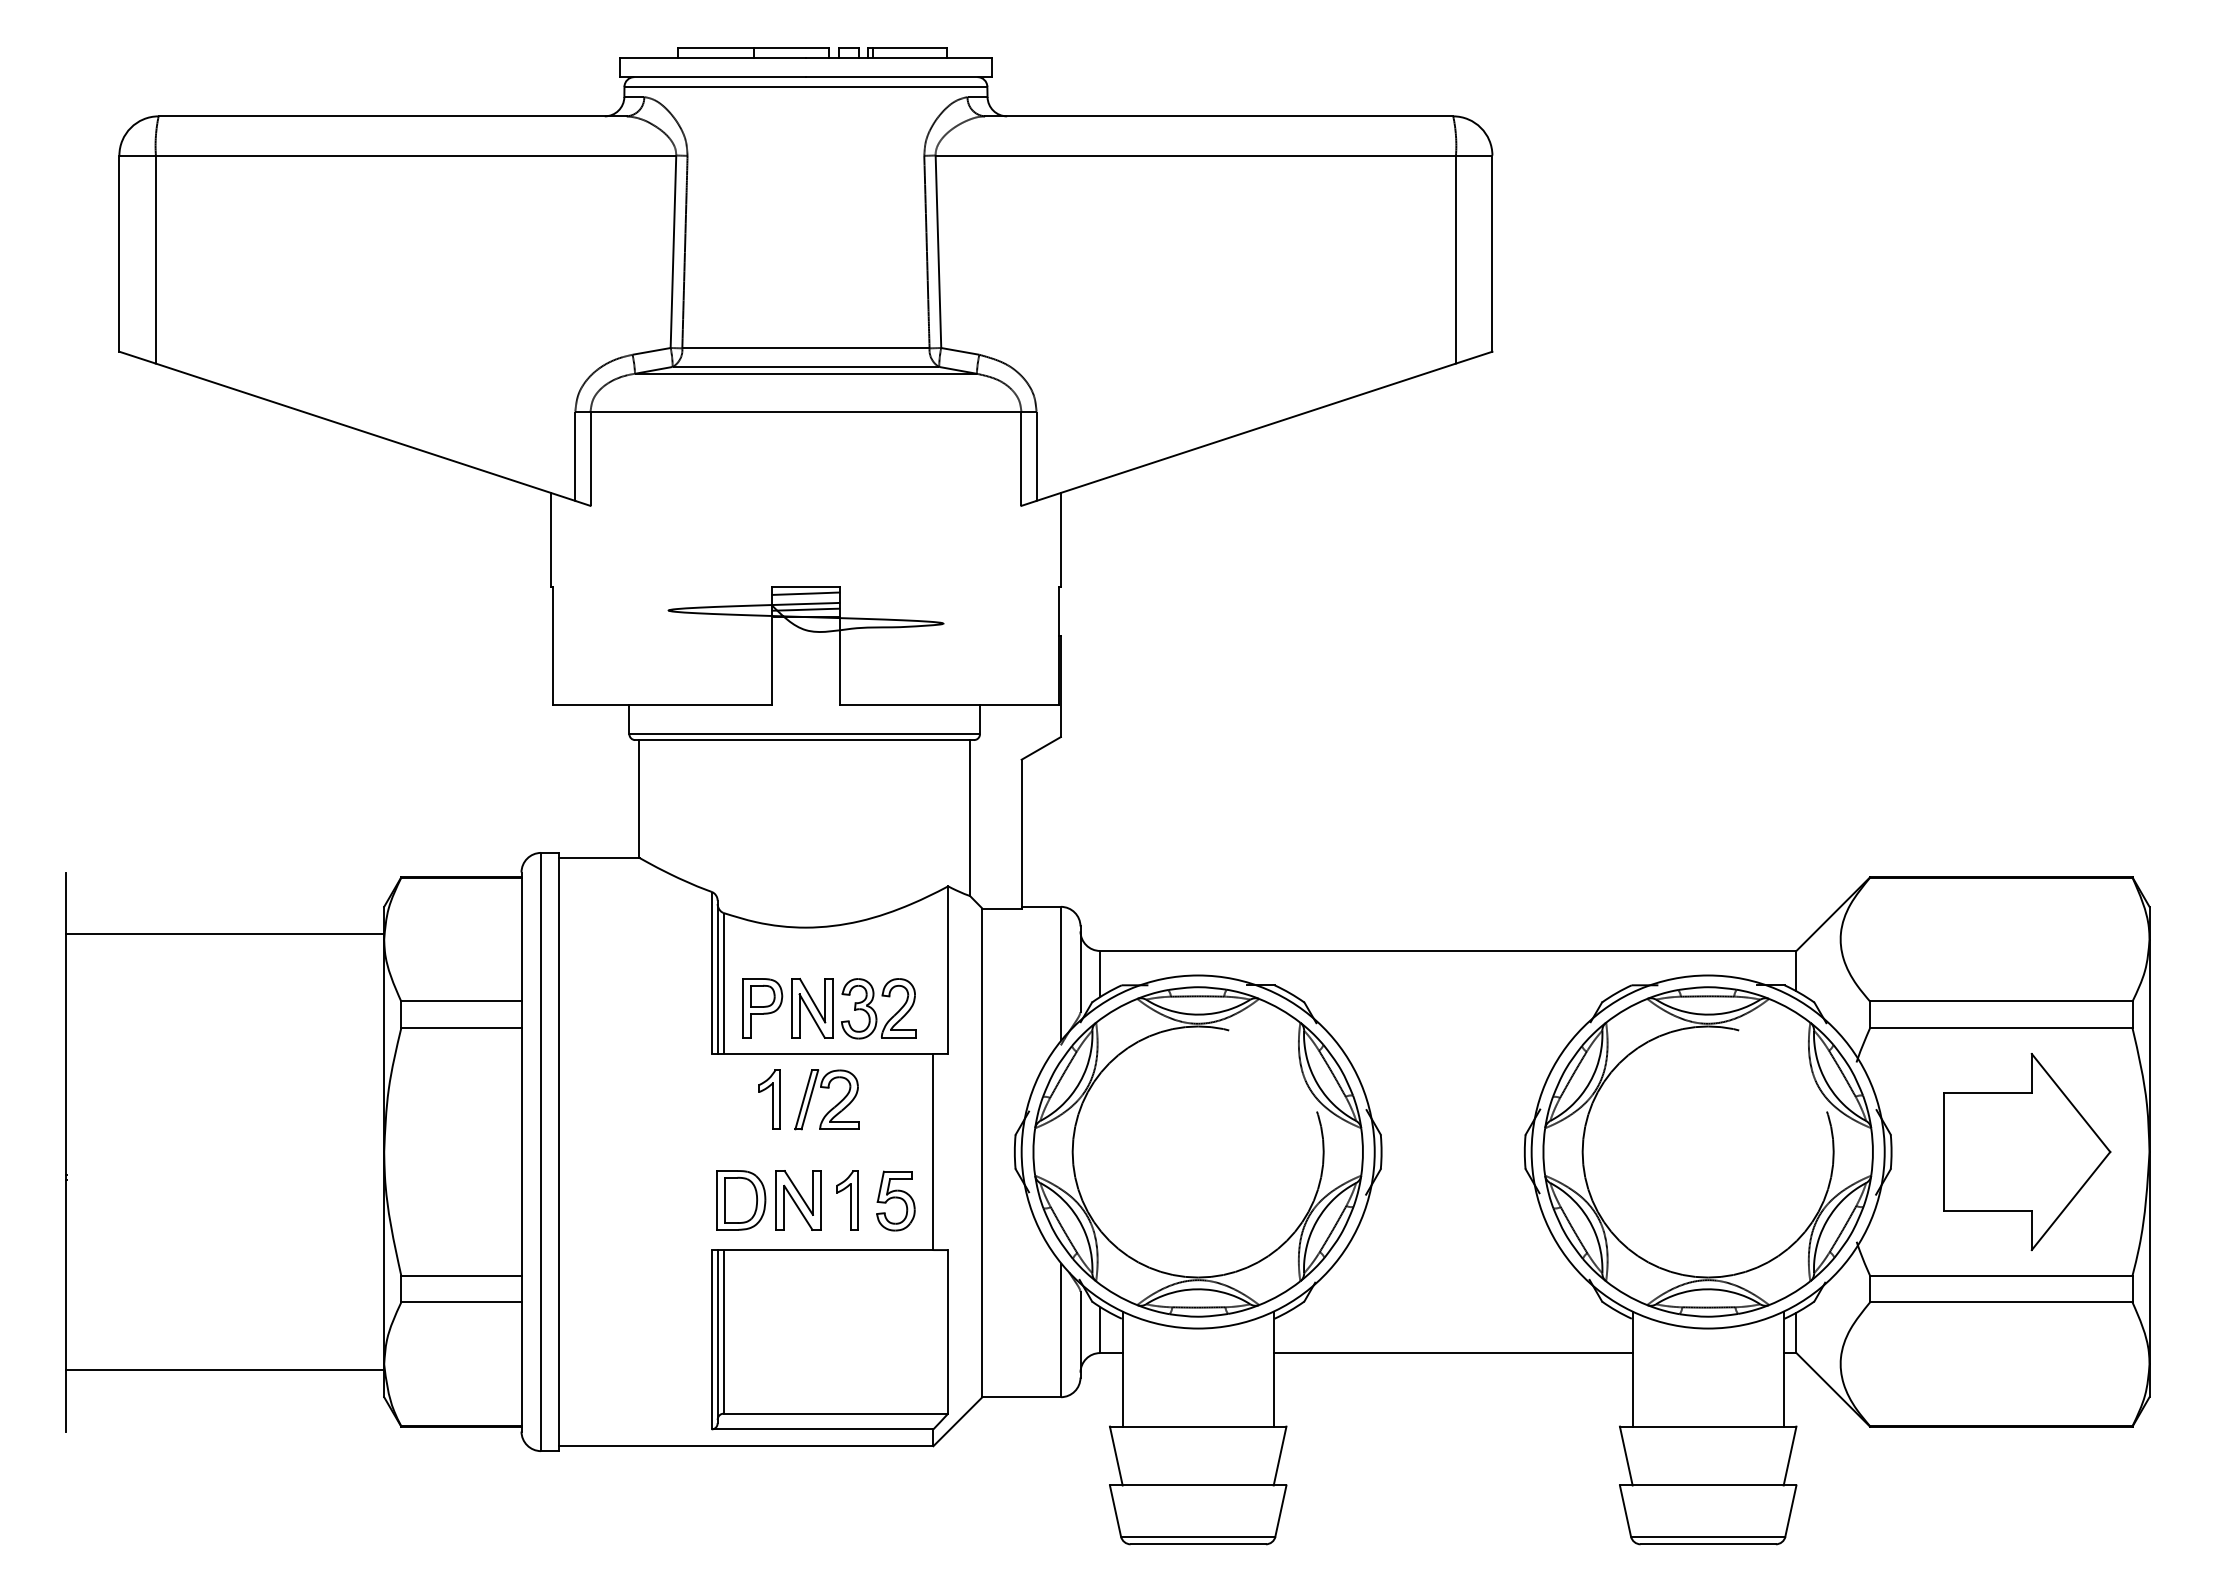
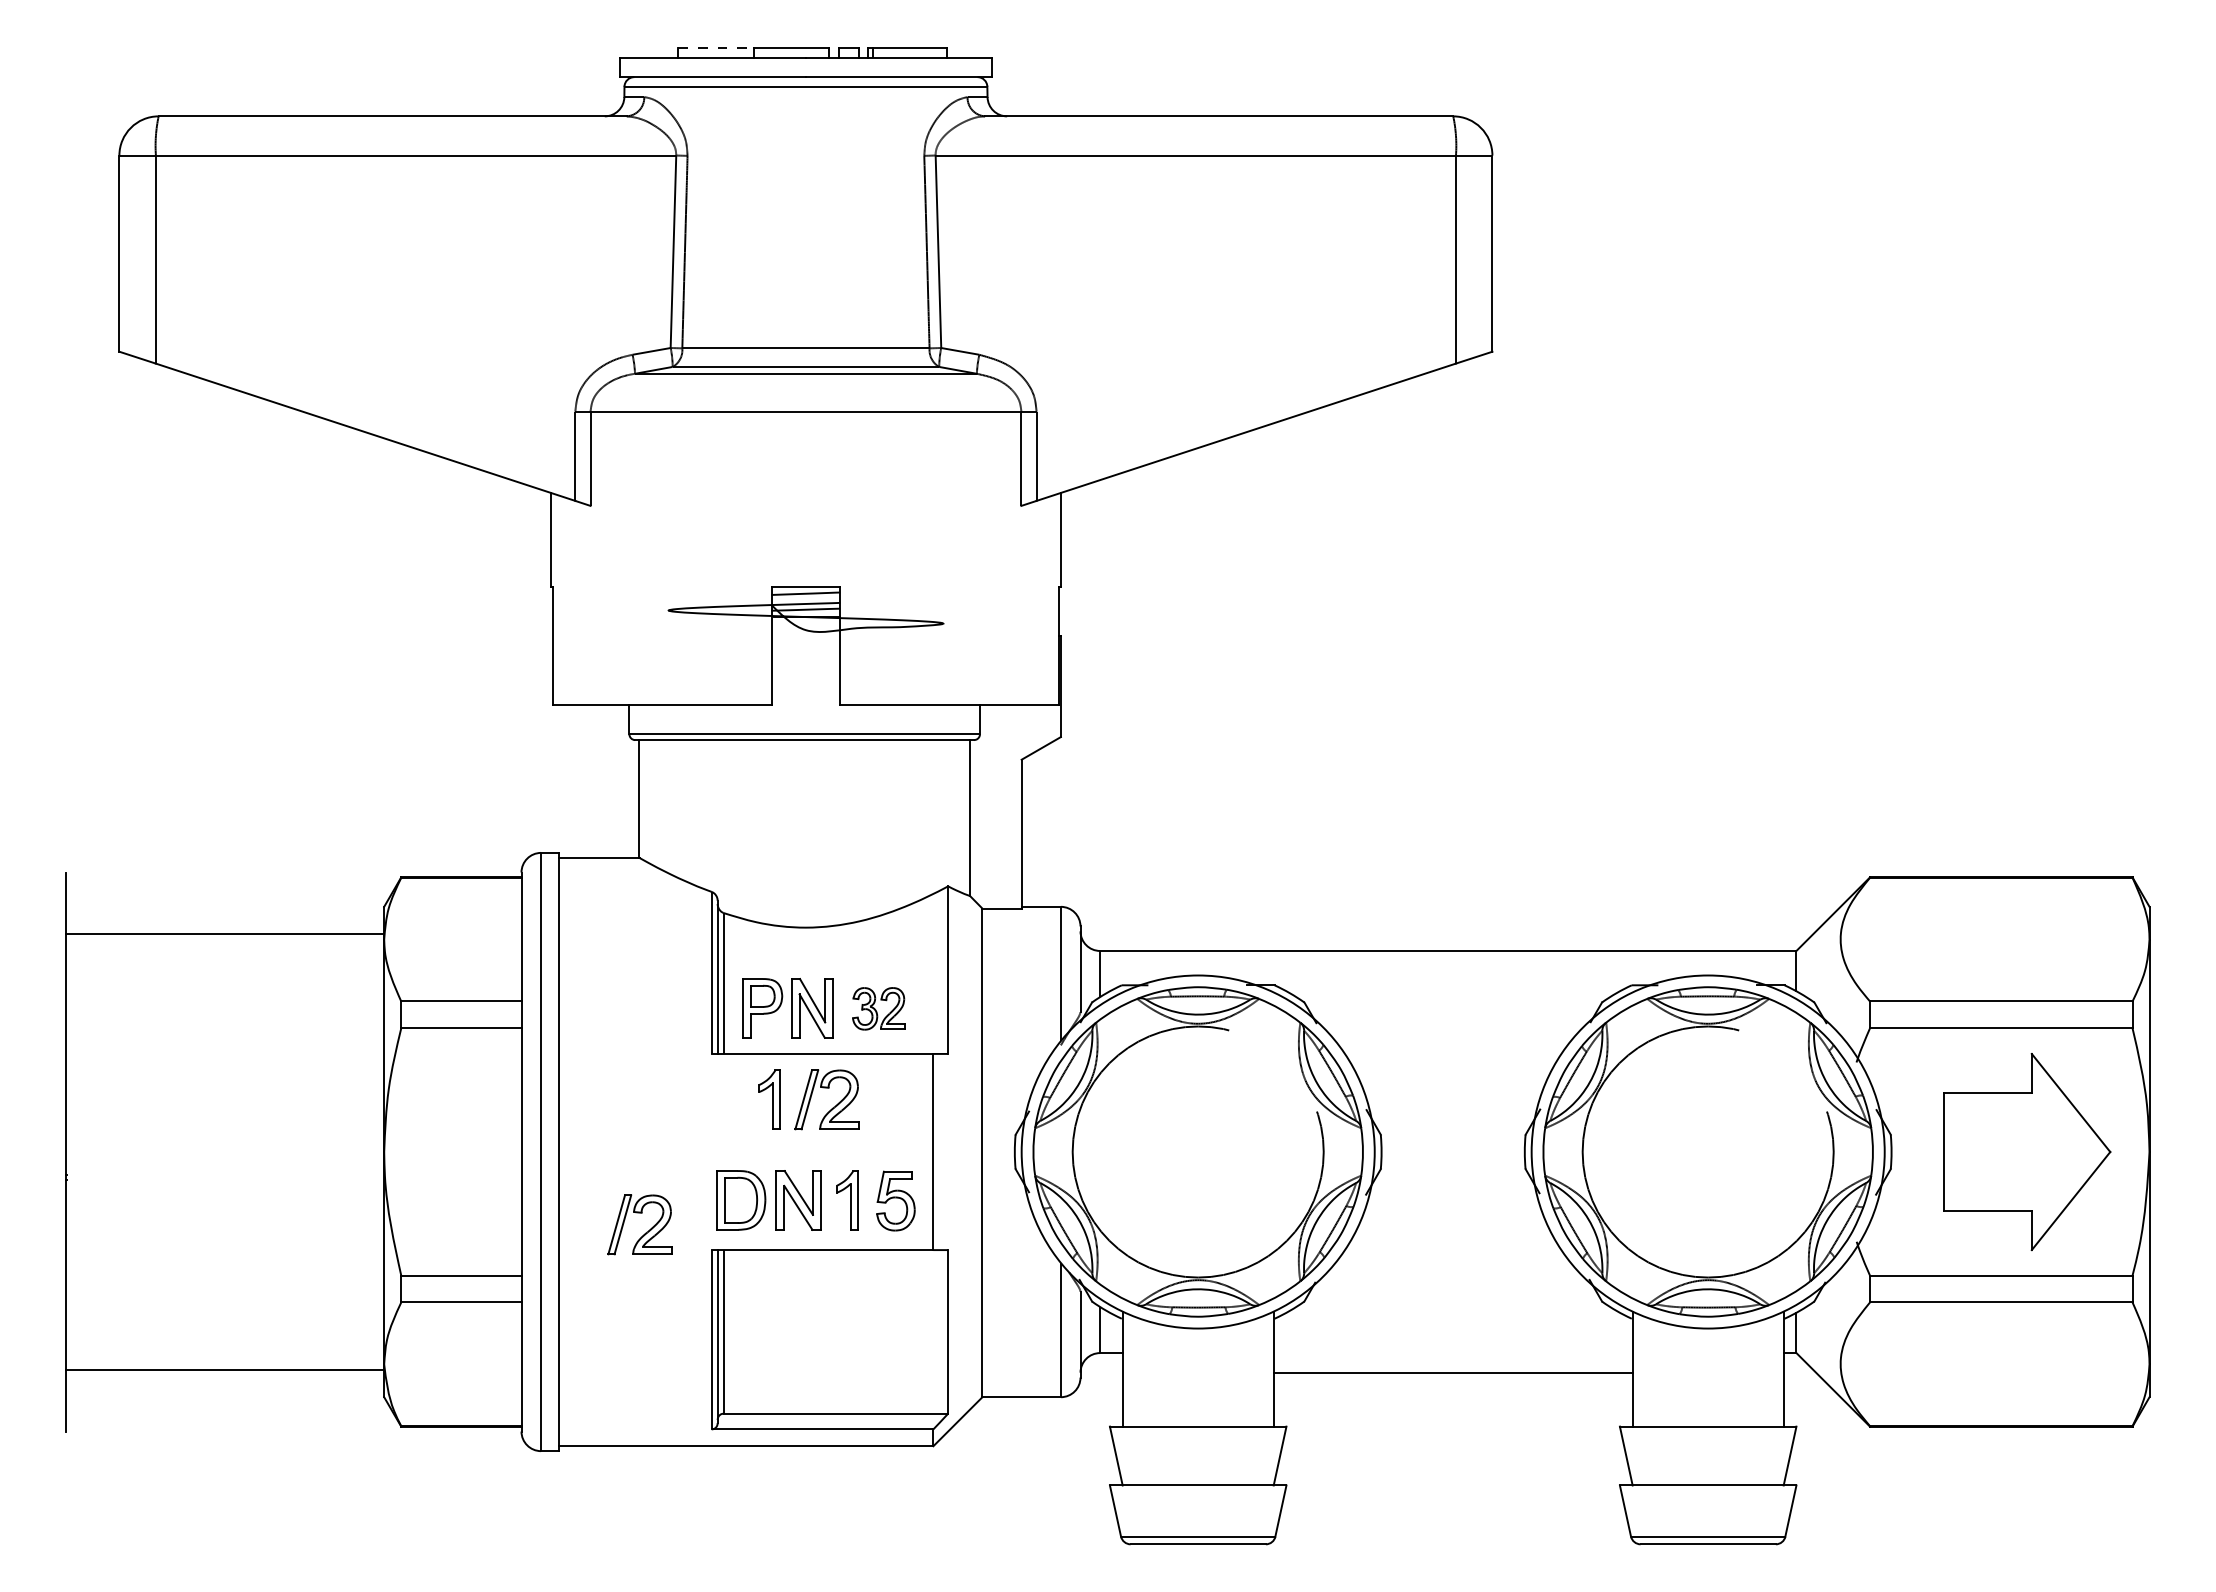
line: solid -> dashed (716, 47)
part size: 76x62 px -> 54x44 px (878, 1008)
part: none -> present (645, 1232)
line position: (1452, 1353) -> (1452, 1373) (1452, 1373)
